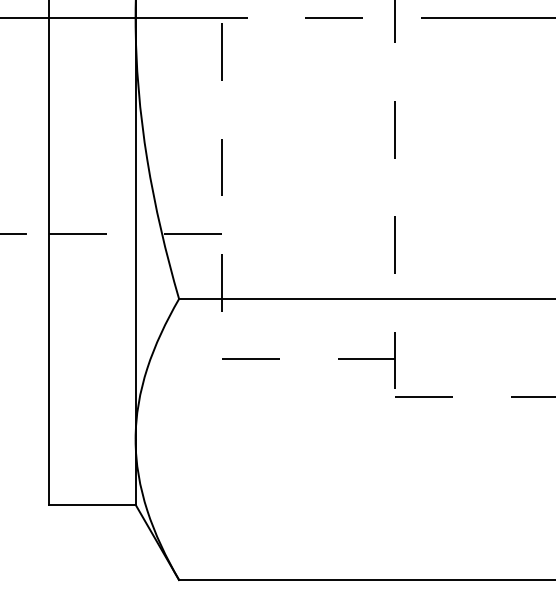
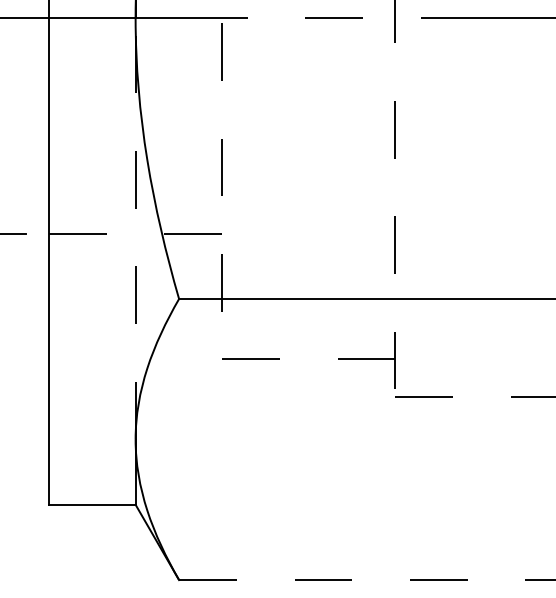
line: solid -> dashed (135, 228)
line: solid -> dashed (367, 580)
